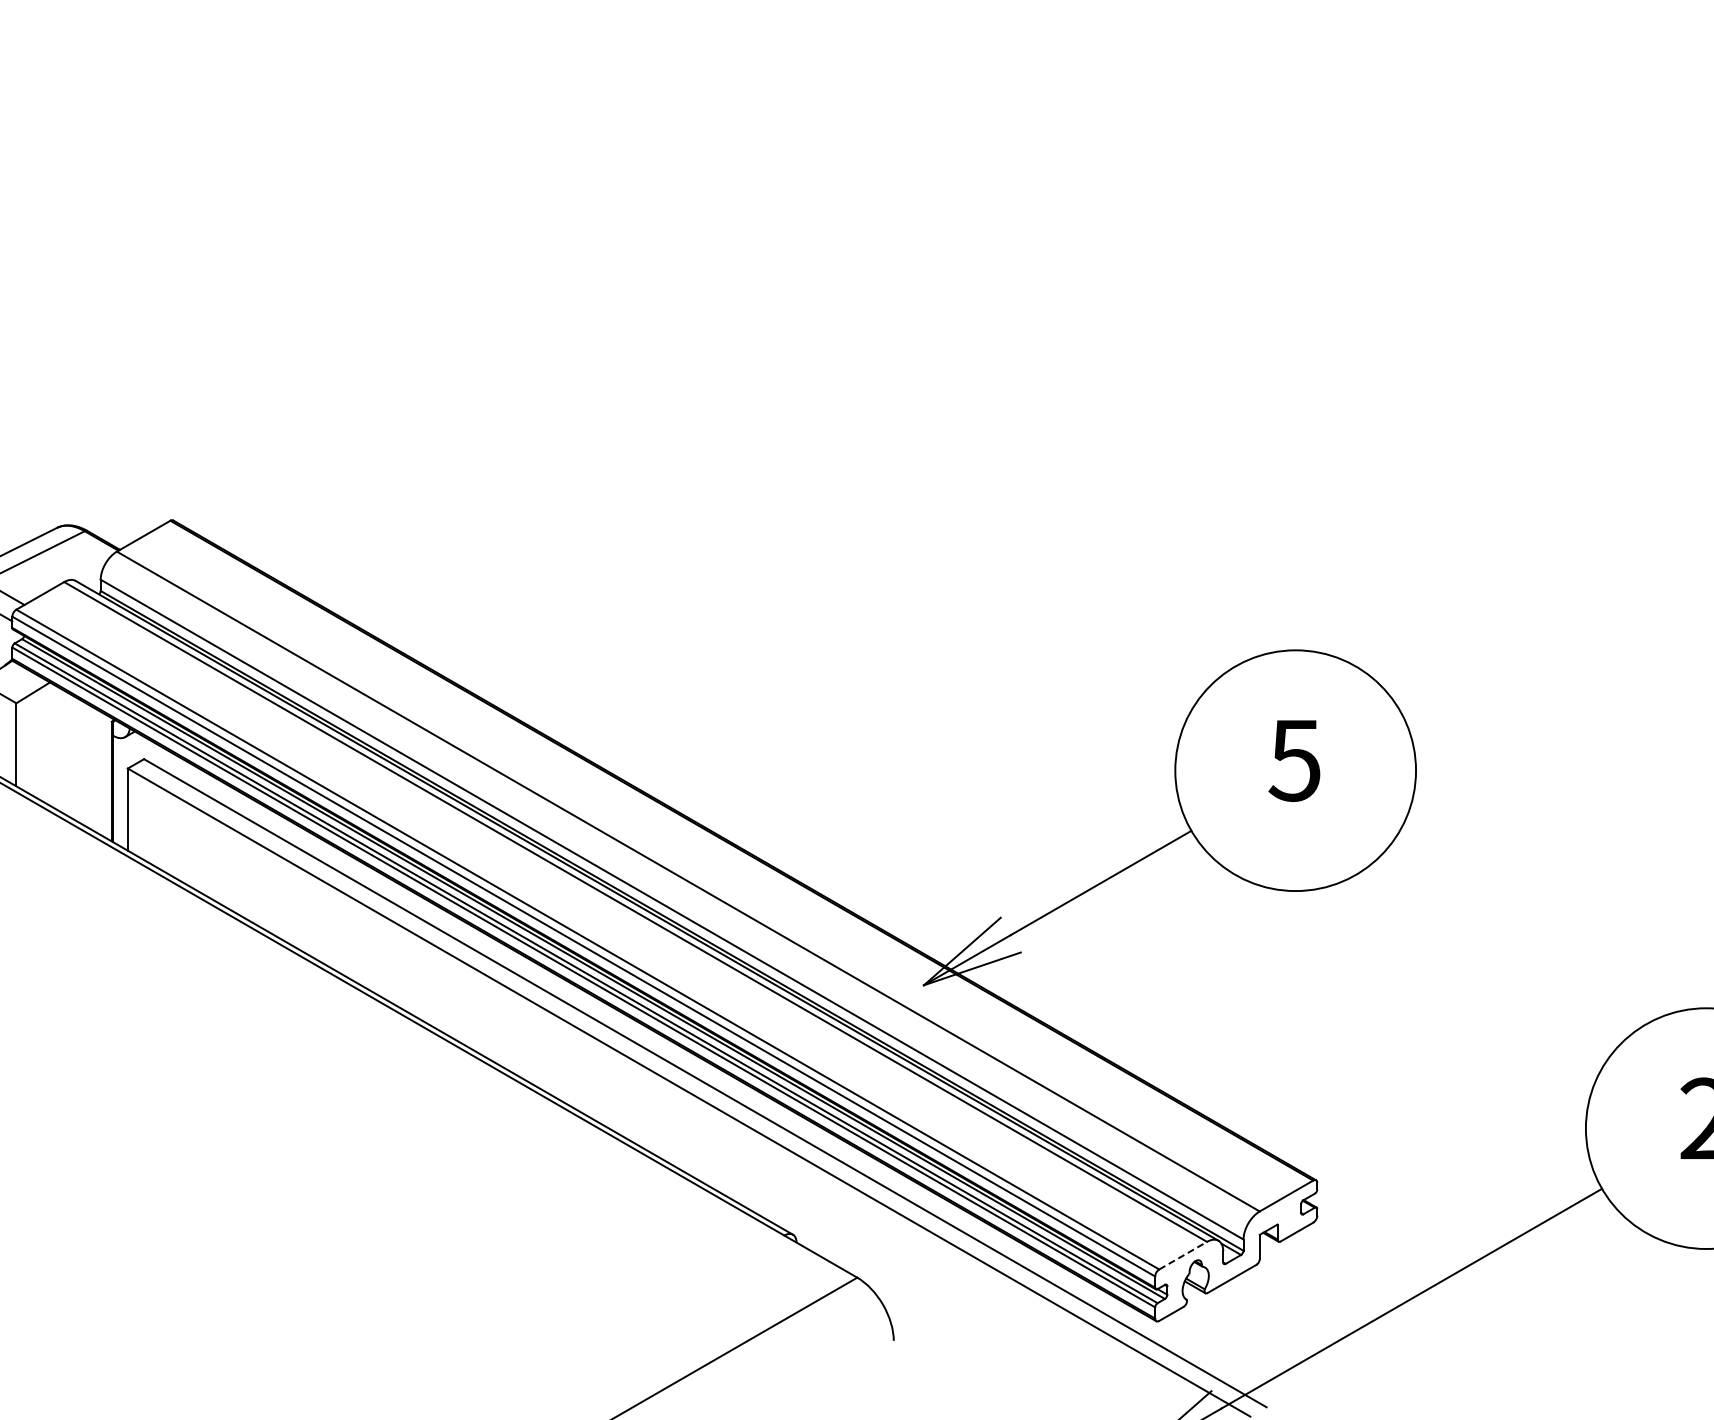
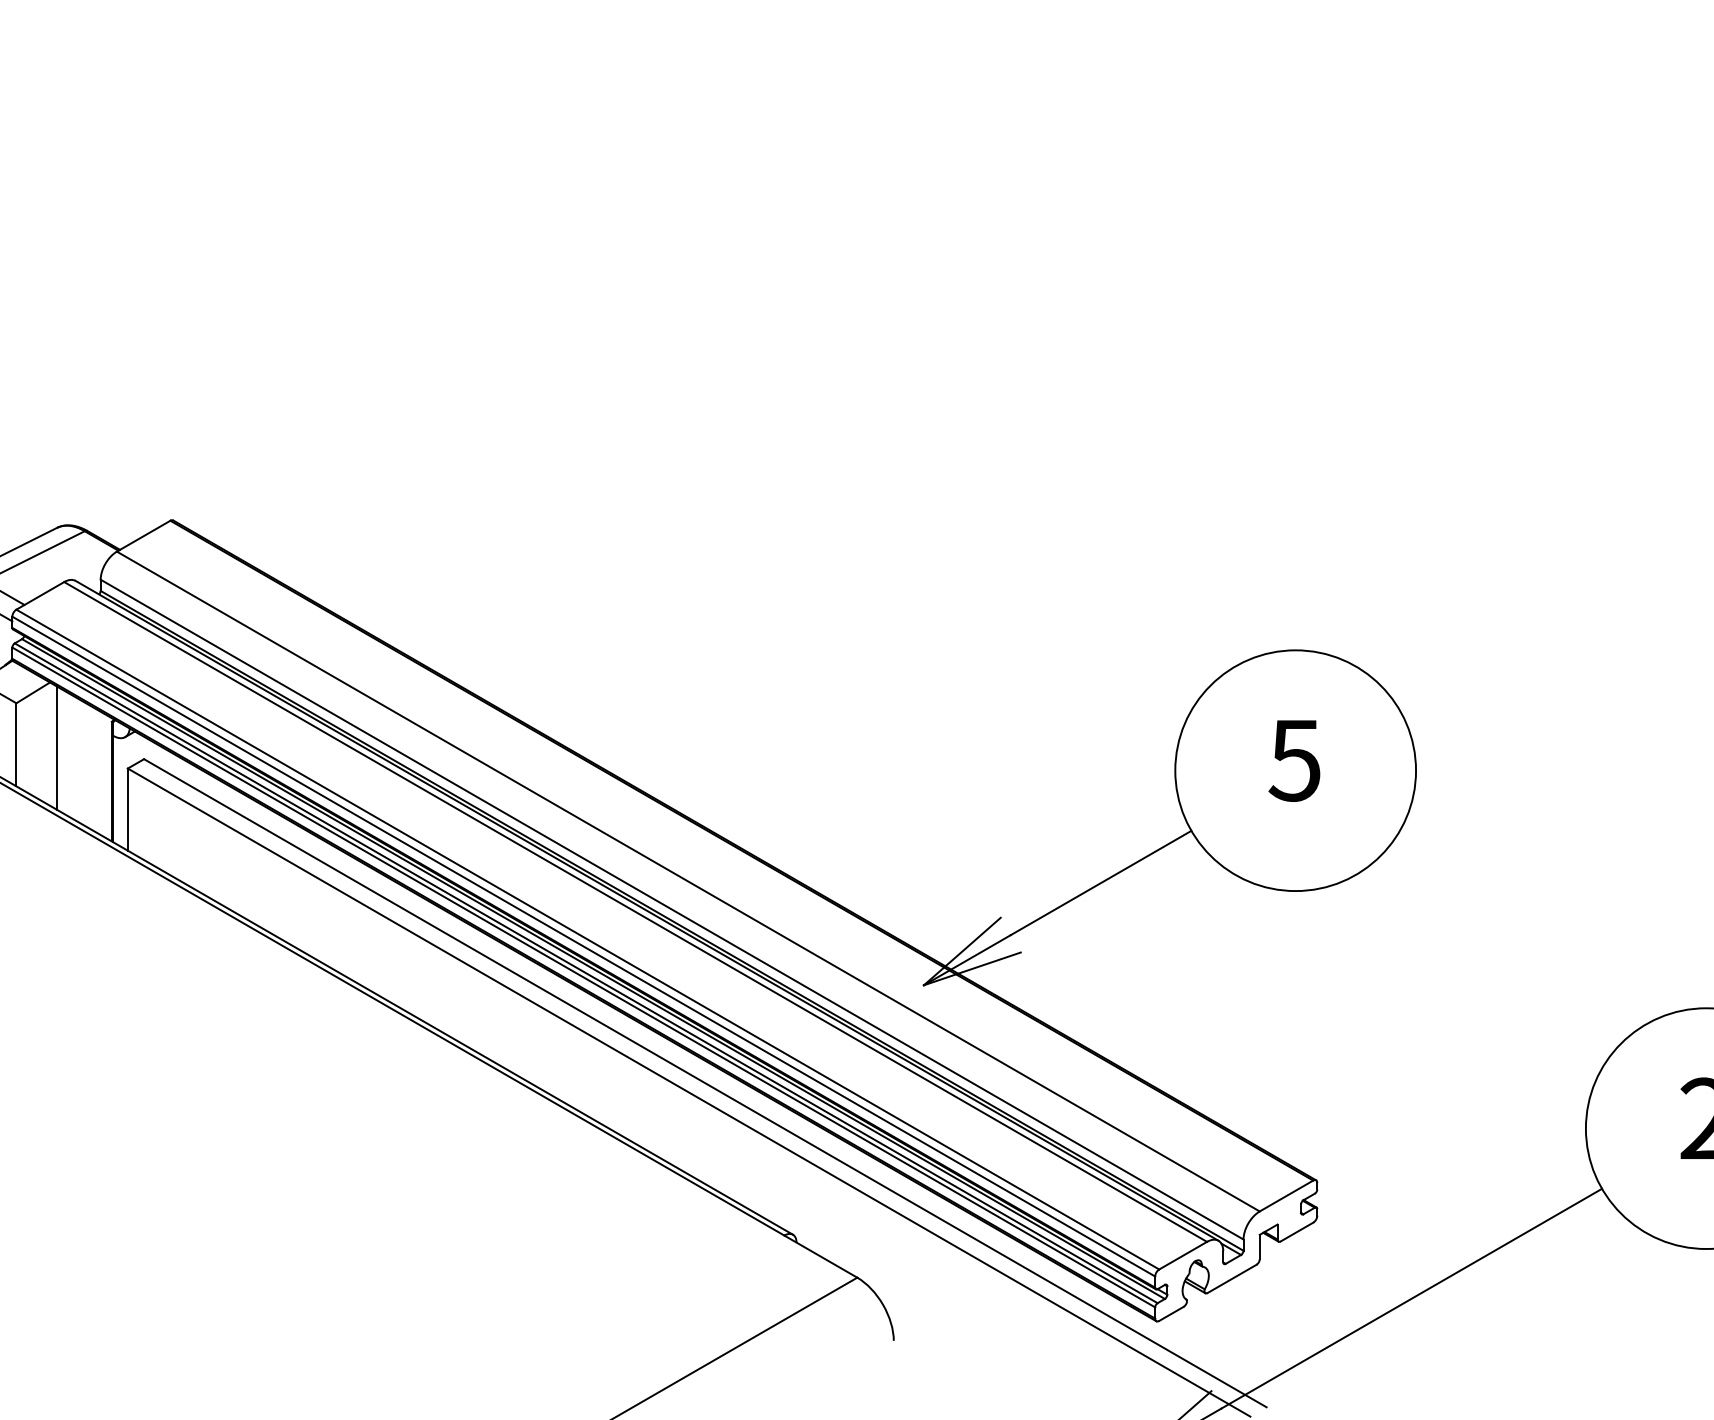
line: none -> present (56, 747)
line: dashed -> solid (1183, 1255)
